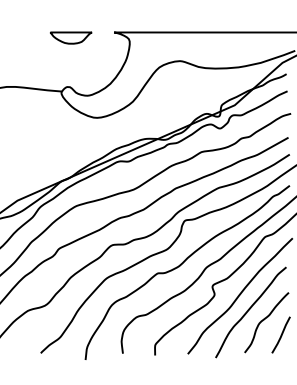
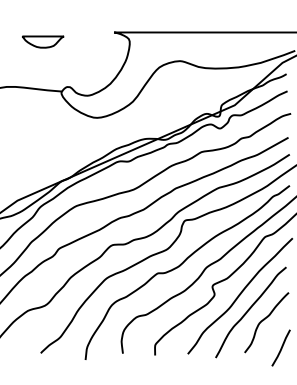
part position: (71, 37) -> (43, 41) (43, 41)
line position: (281, 334) -> (281, 347) (281, 347)
